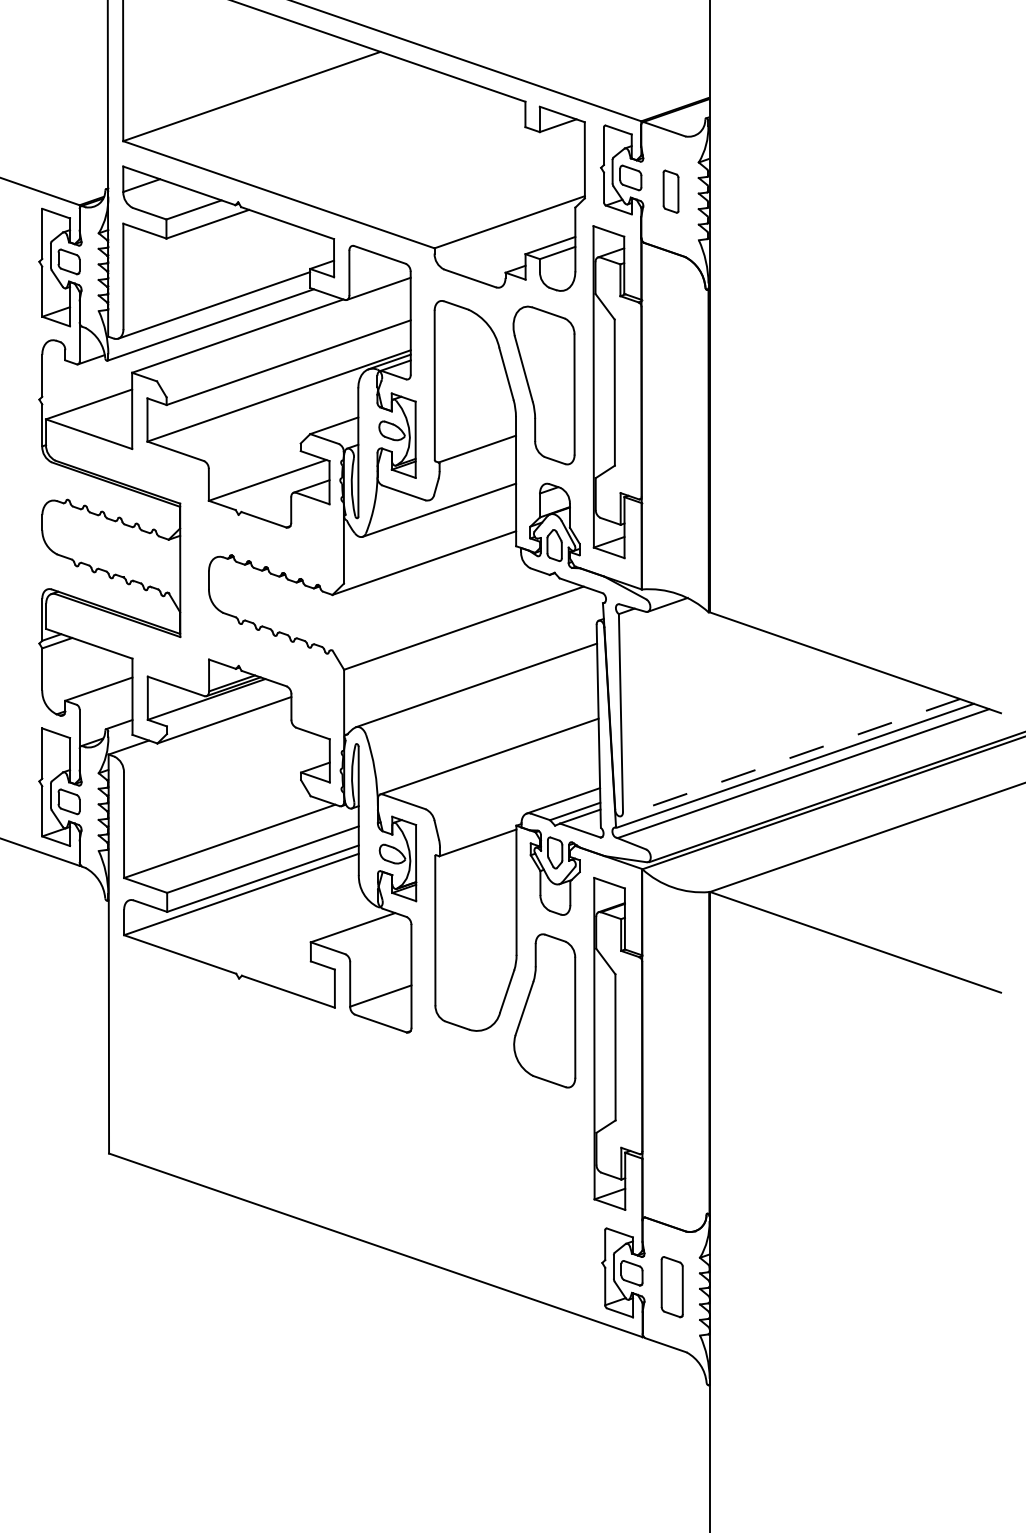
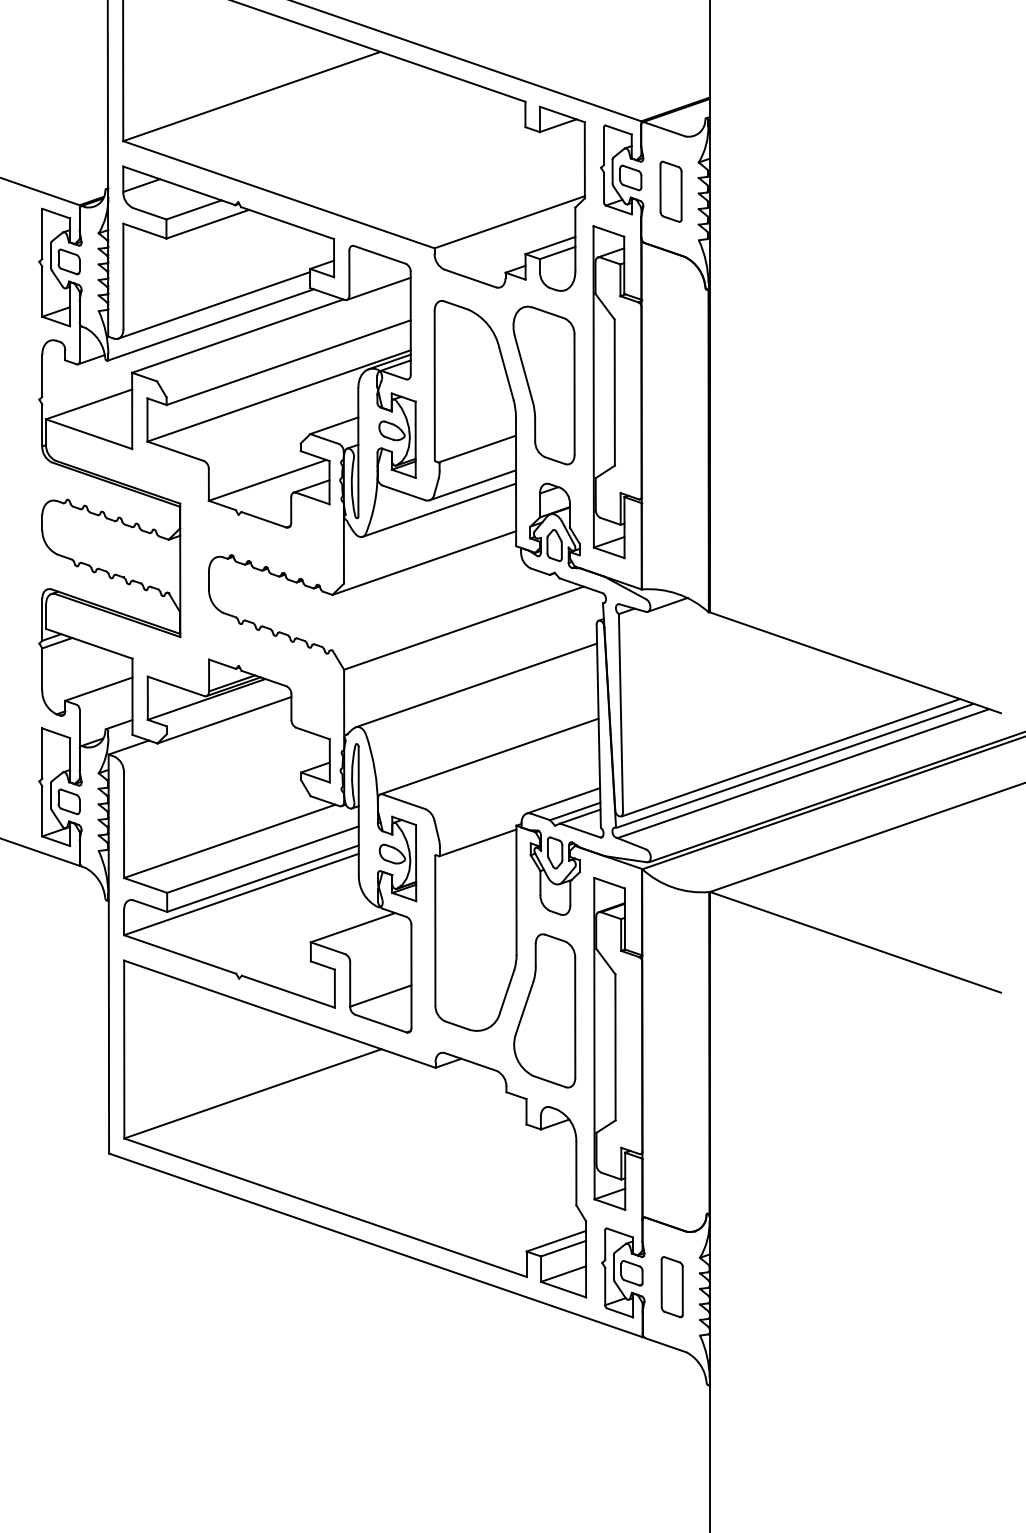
part size: 18x45 px -> 24x63 px (670, 191)
line: none -> present (472, 485)
line: dashed -> solid (791, 757)
part: none -> present (355, 1128)
